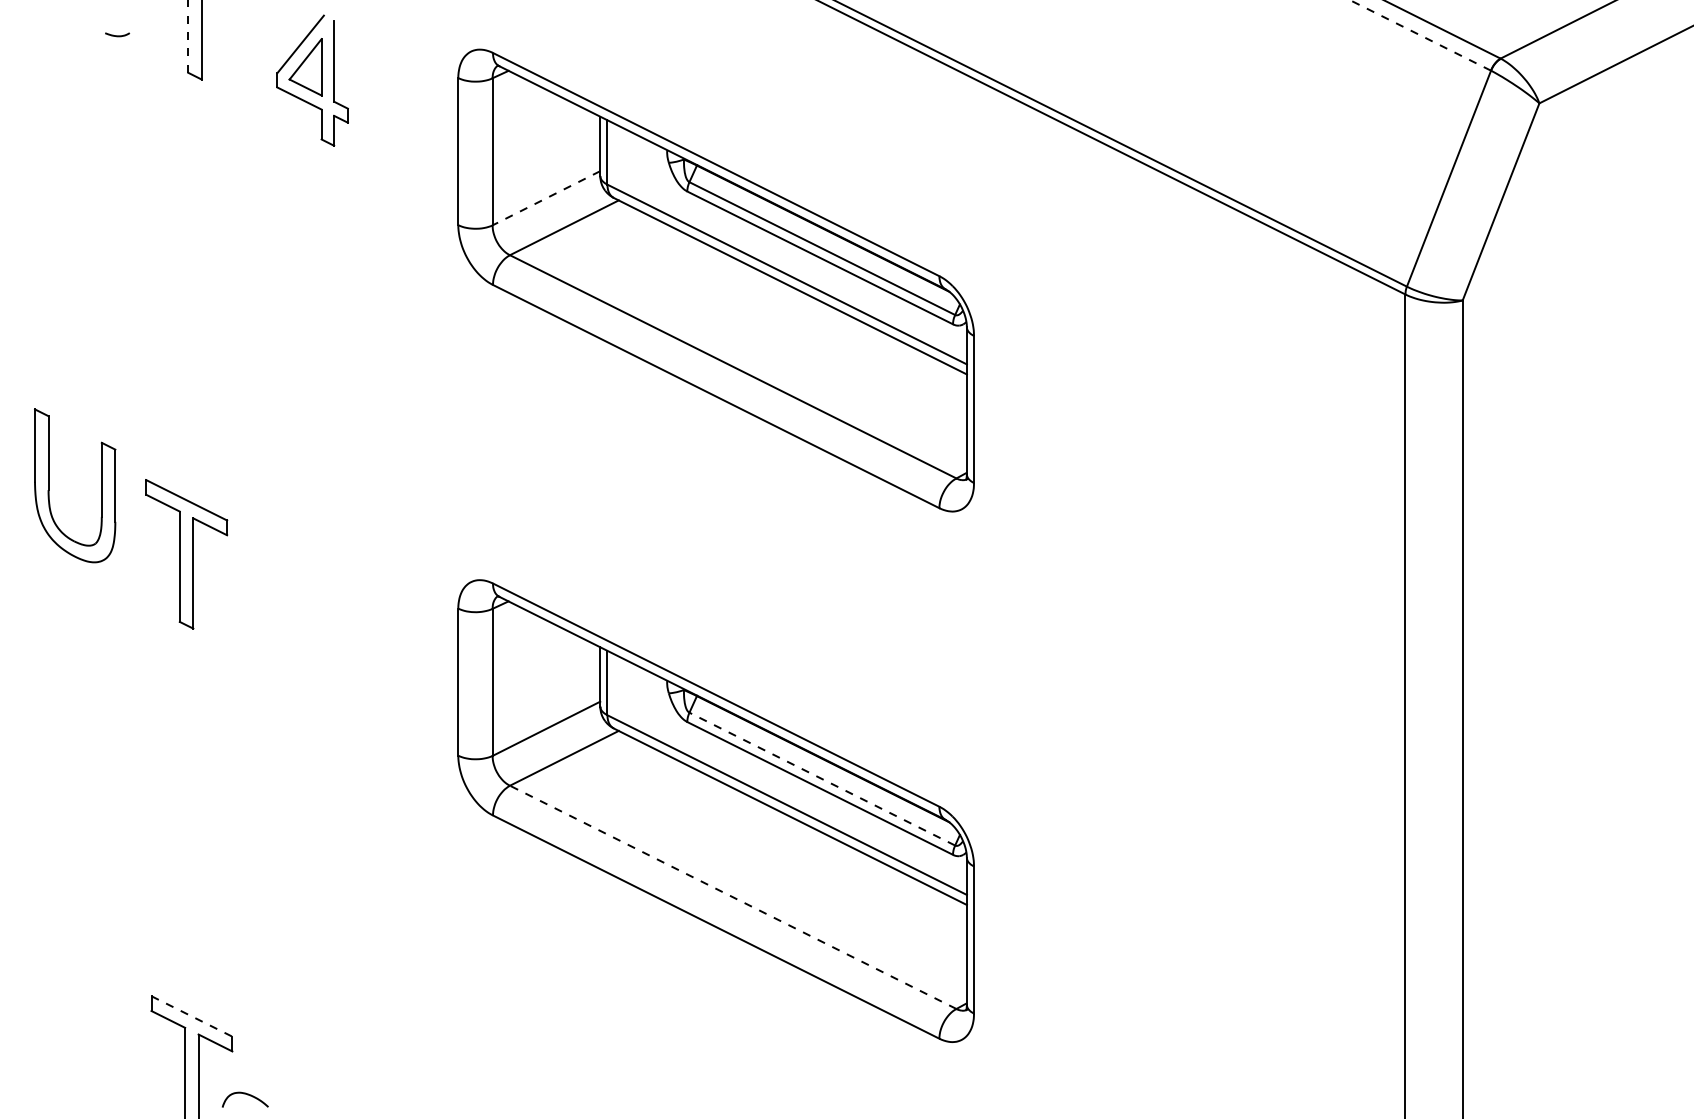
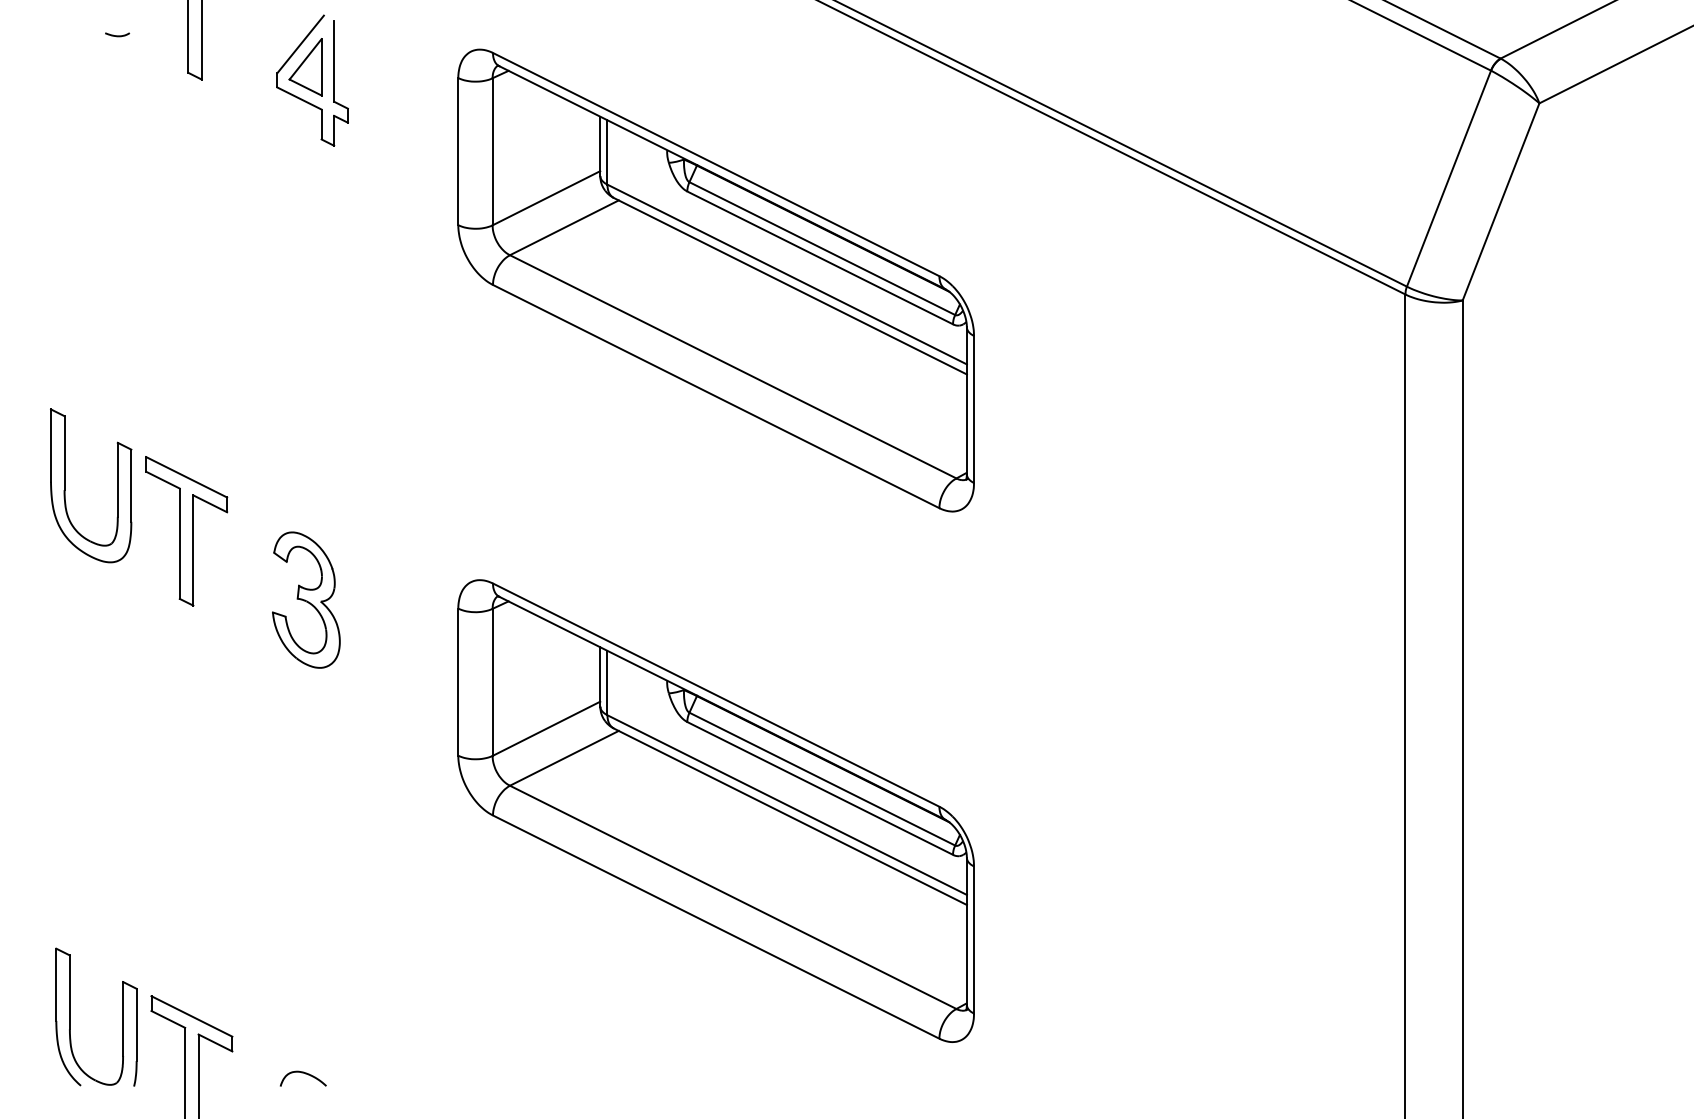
line: dashed -> solid (1420, 35)
line: dashed -> solid (188, 36)
line: dashed -> solid (546, 198)
part position: (49, 485) -> (65, 485) (65, 485)
part position: (186, 554) -> (186, 531) (186, 531)
part: none -> present (306, 599)
line: dashed -> solid (822, 779)
line: dashed -> solid (733, 897)
part: none -> present (70, 1016)
line: dashed -> solid (192, 1016)
curve position: (247, 1095) -> (305, 1074) (305, 1074)
